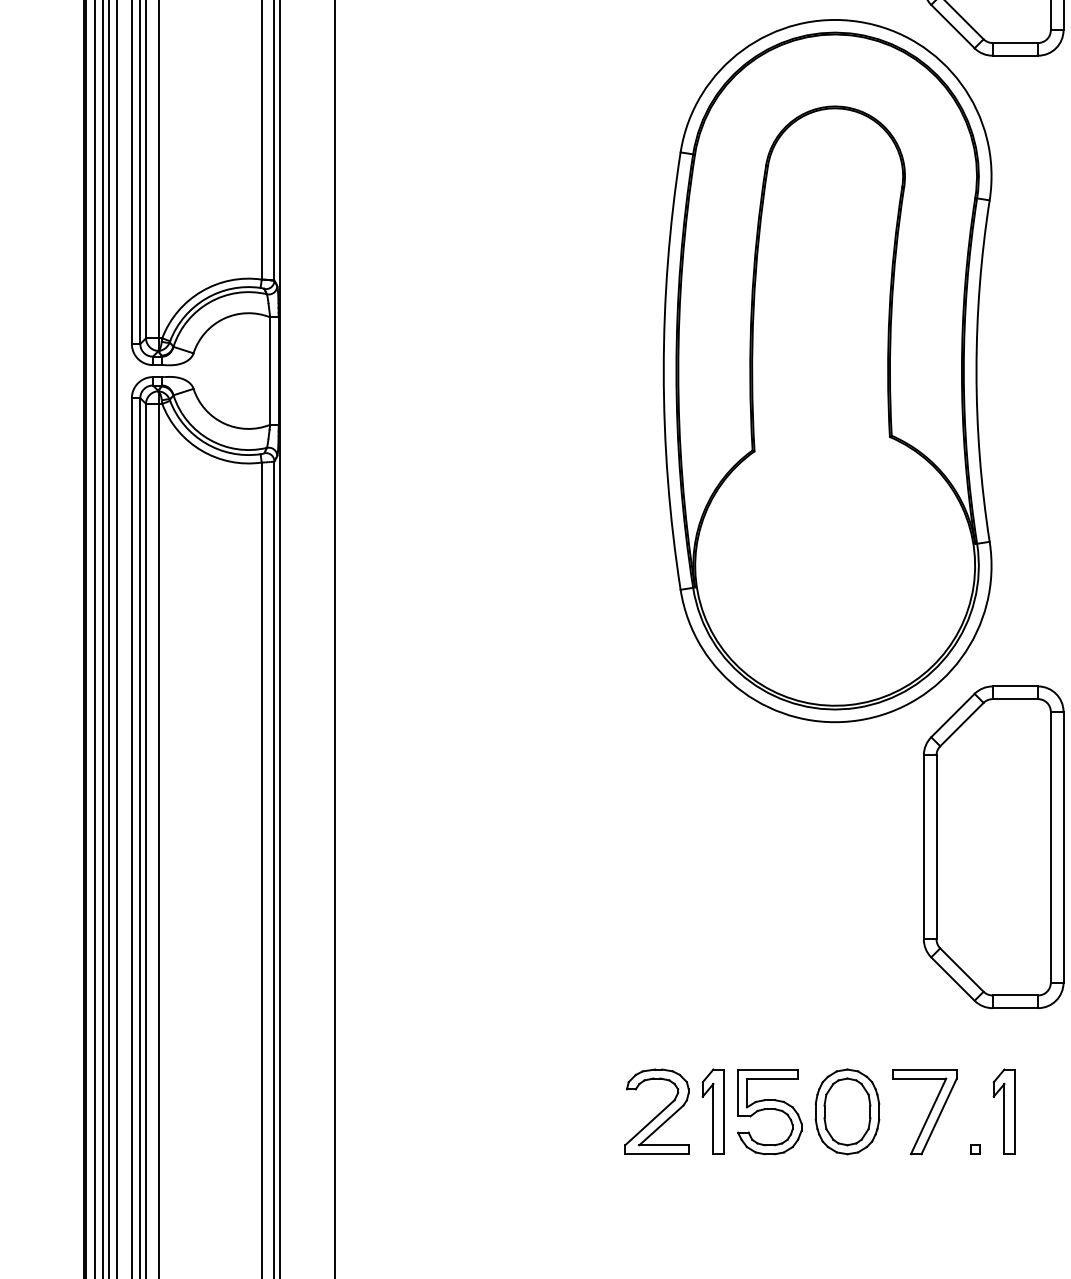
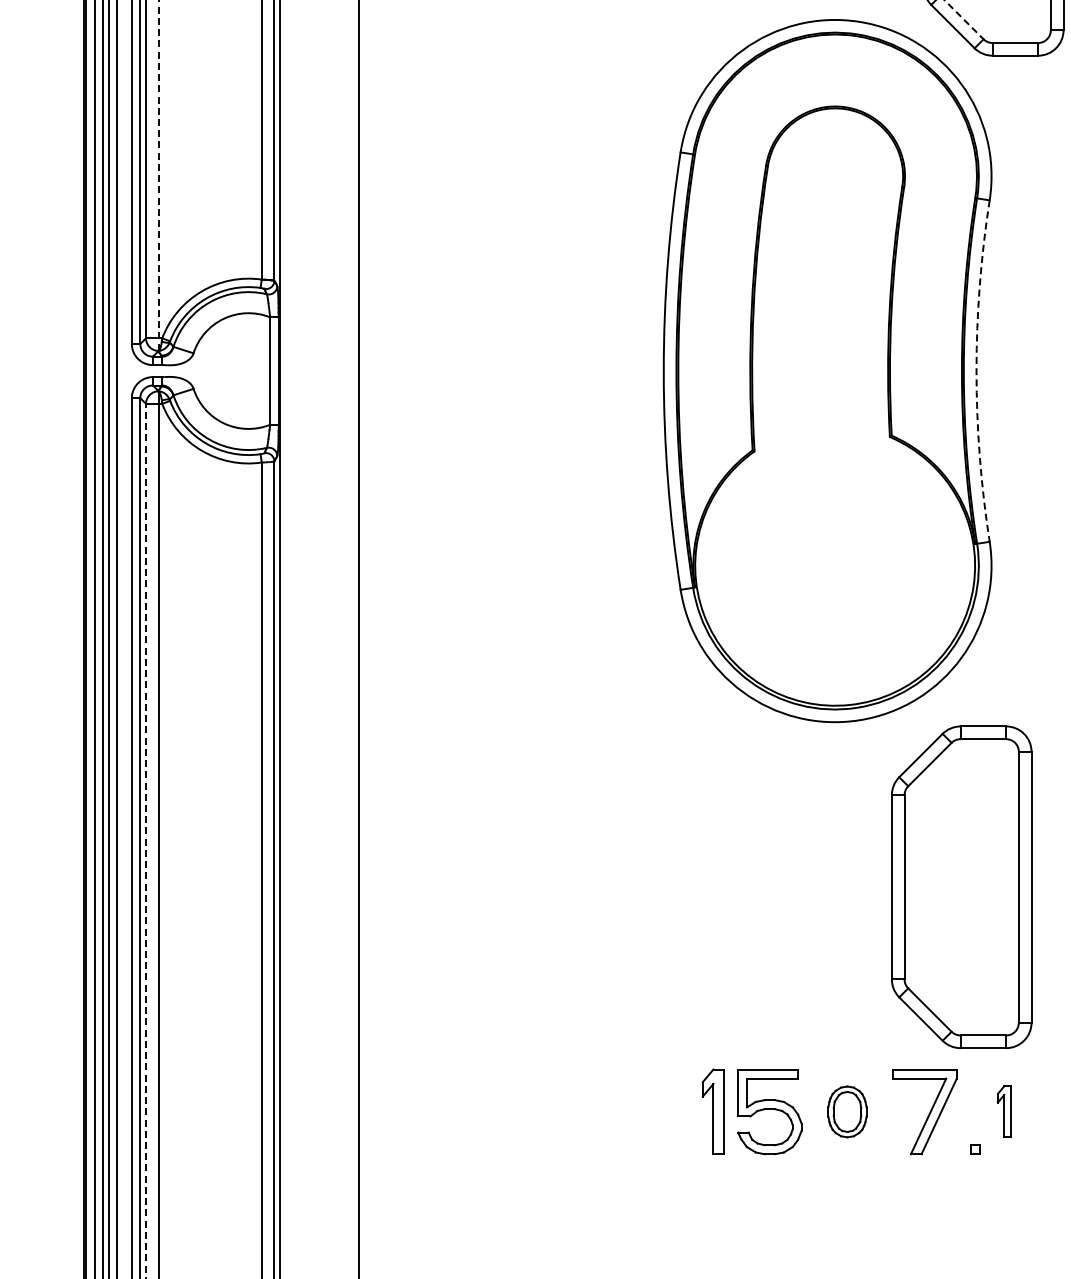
line: solid -> dashed (964, 19)
line: solid -> dashed (158, 175)
arc: solid -> dashed (976, 371)
line position: (334, 638) -> (358, 638) (358, 638)
line: solid -> dashed (146, 840)
part position: (993, 846) -> (961, 886) (961, 886)
part: present -> none (656, 1111)
part size: 67x88 px -> 41x54 px (847, 1111)
part size: 24x87 px -> 16x53 px (1003, 1111)
